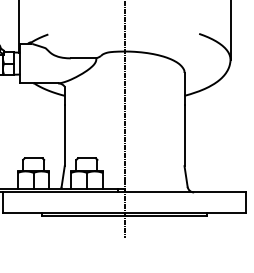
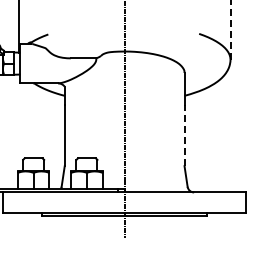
line: solid -> dashed (230, 29)
line: solid -> dashed (184, 135)
